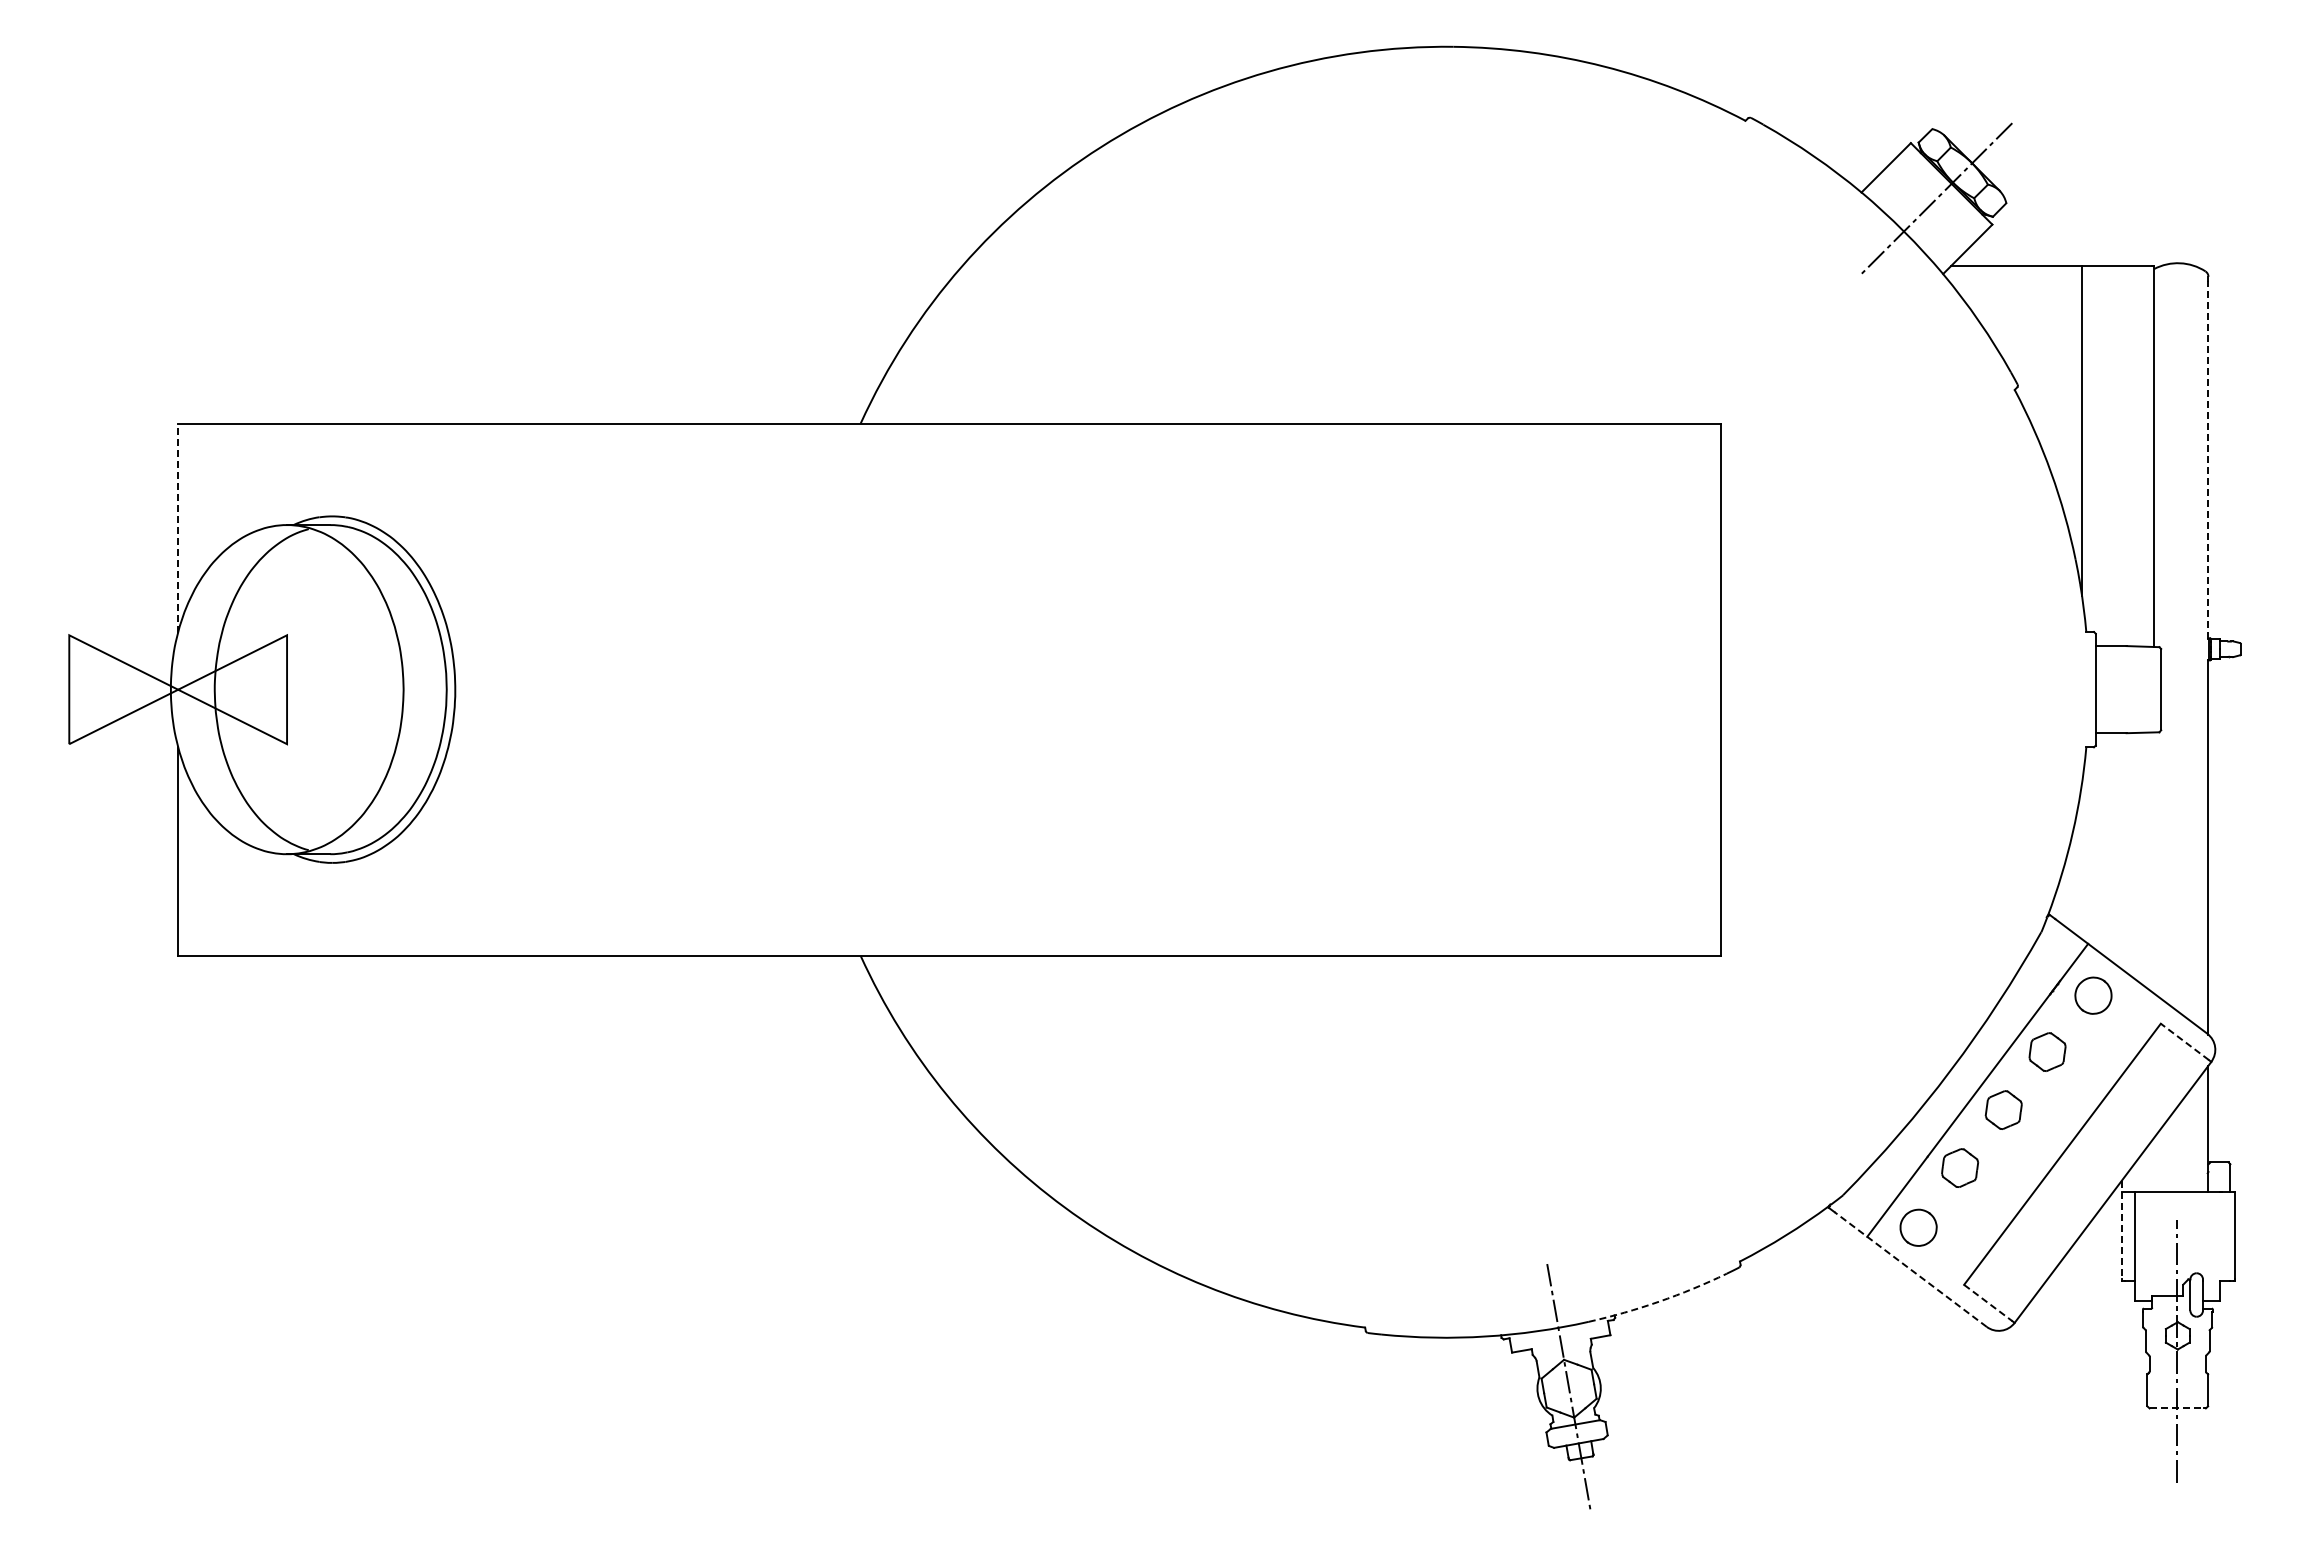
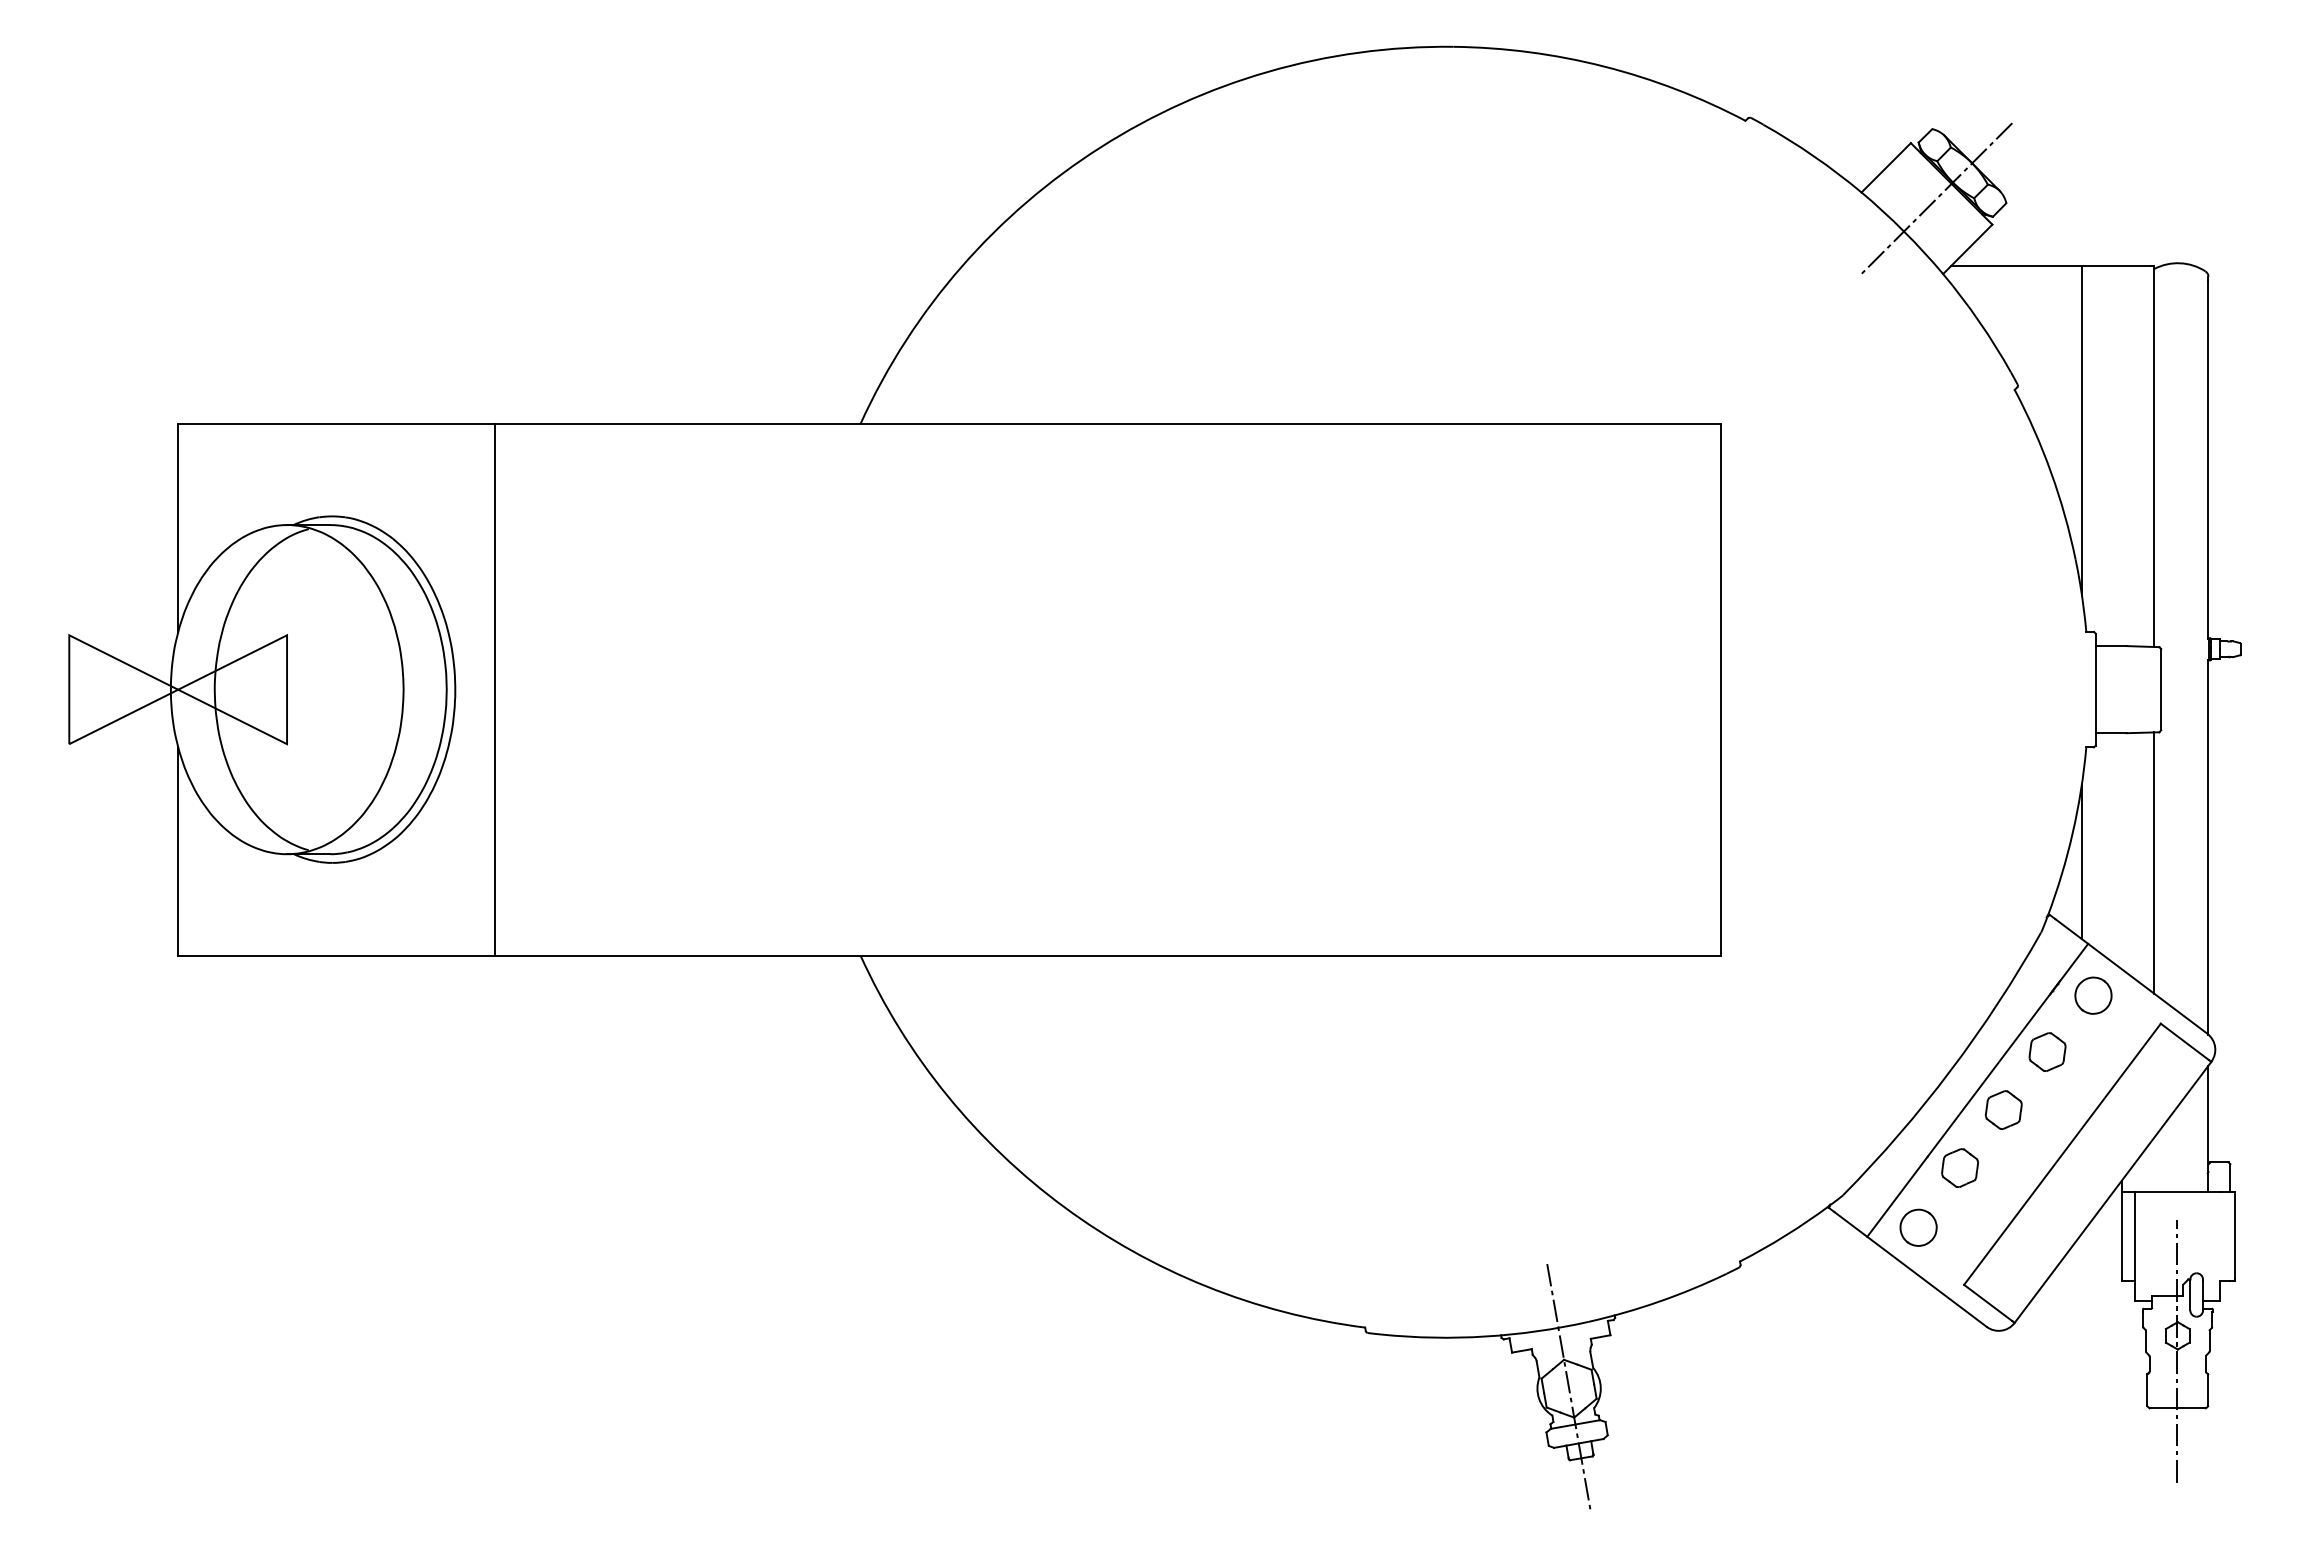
line: dashed -> solid (2208, 459)
line: dashed -> solid (178, 528)
line: none -> present (494, 689)
line: none -> present (2082, 861)
line: none -> present (2154, 862)
line: dashed -> solid (2184, 1041)
line: dashed -> solid (2121, 1230)
line: dashed -> solid (1910, 1269)
arc: dashed -> solid (1659, 1301)
line: dashed -> solid (1988, 1303)
line: dashed -> solid (2177, 1408)
